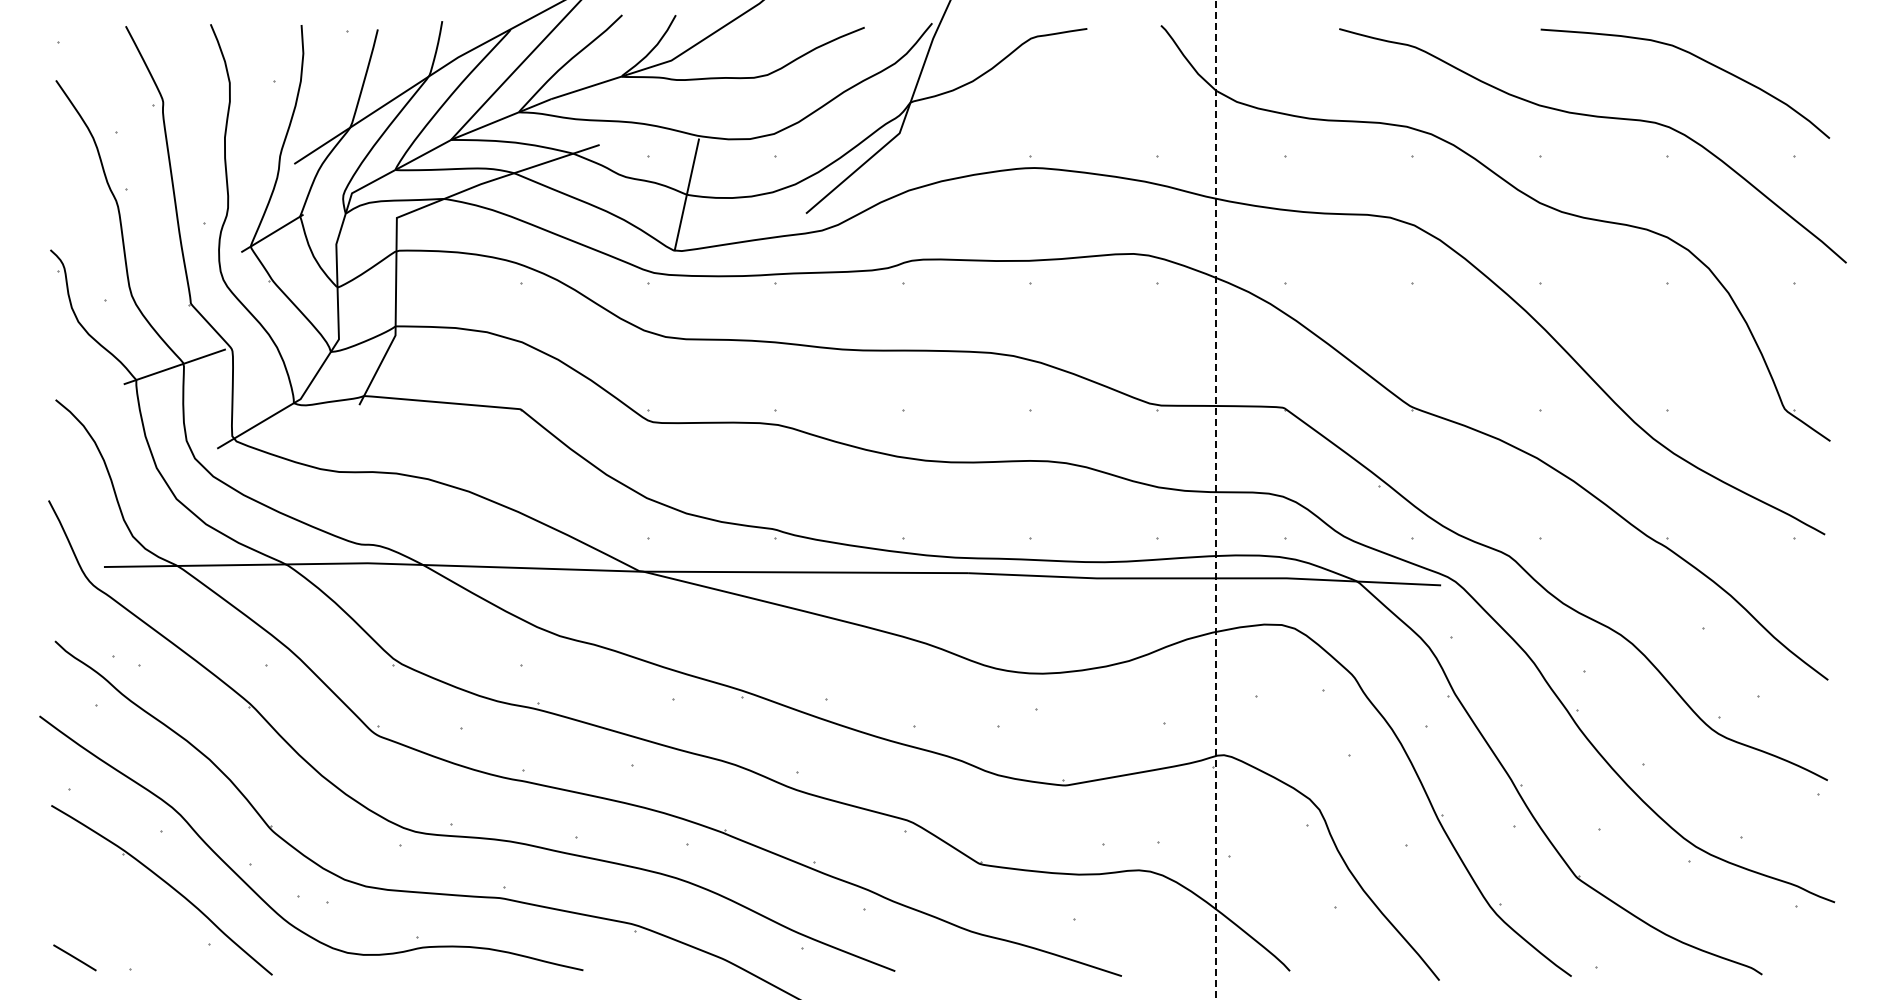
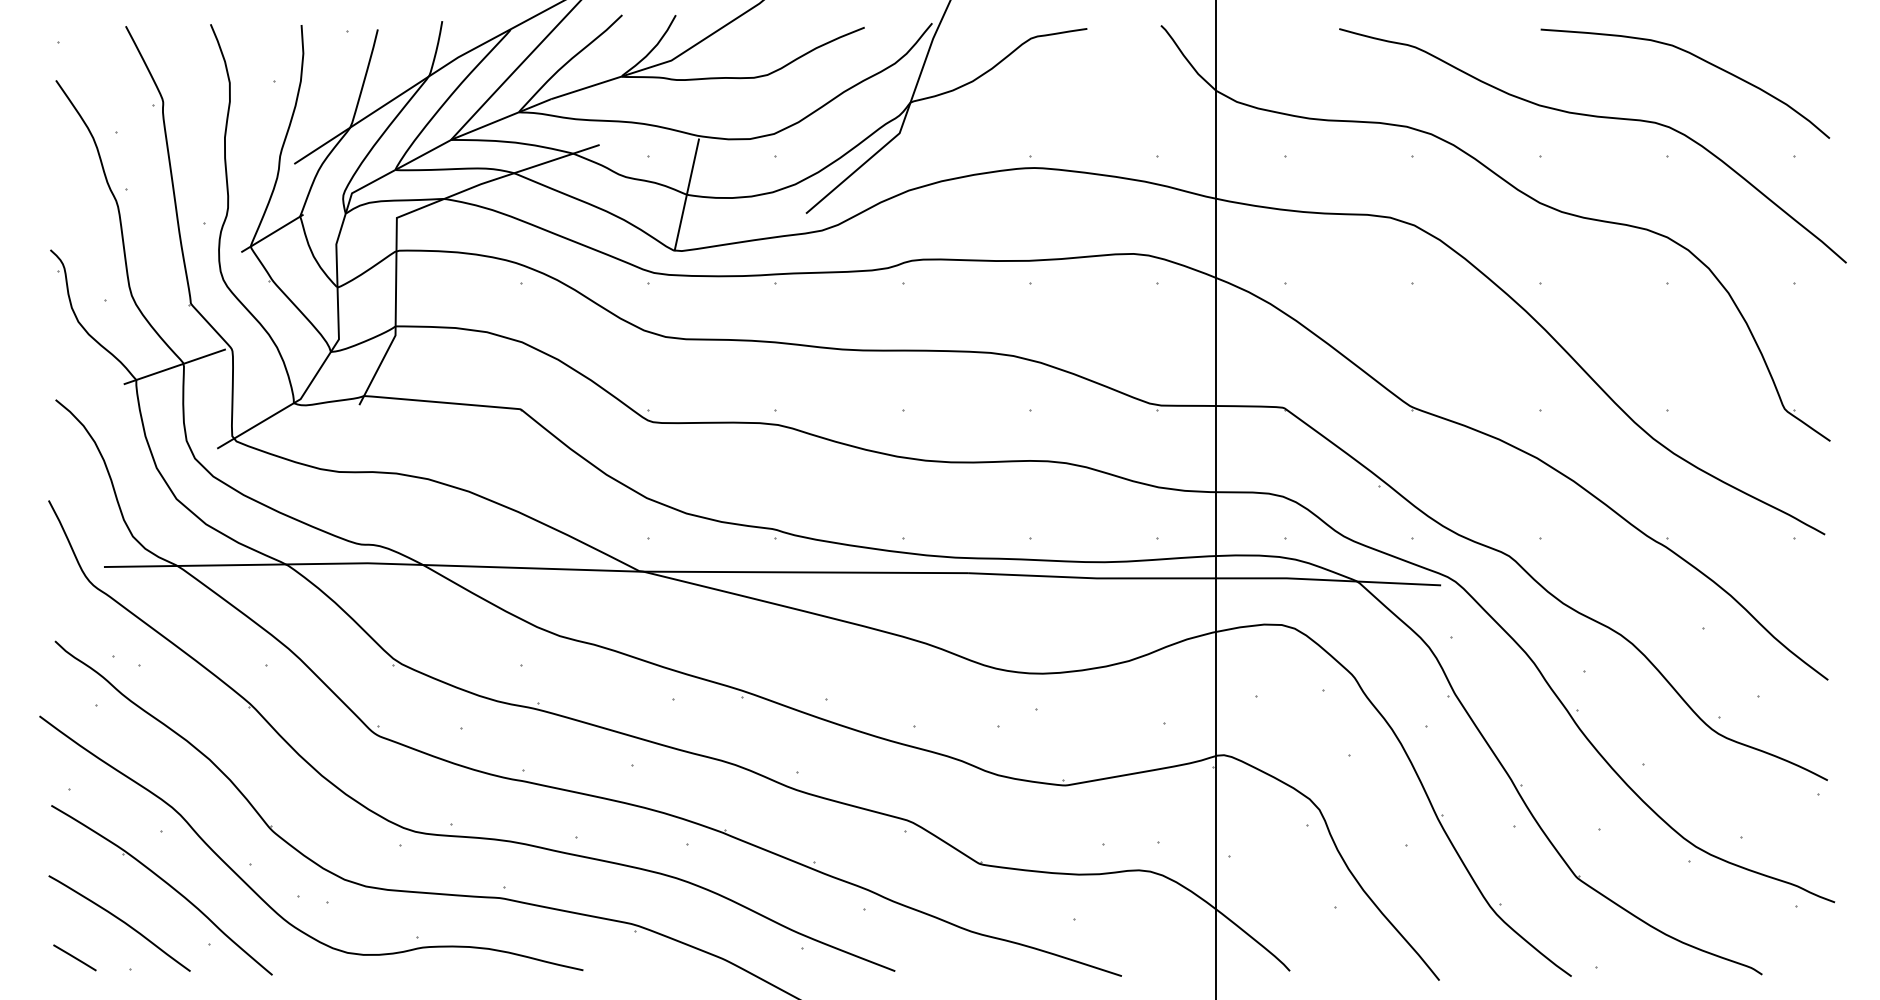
line: dashed -> solid (1215, 500)
curve: none -> present (121, 921)
